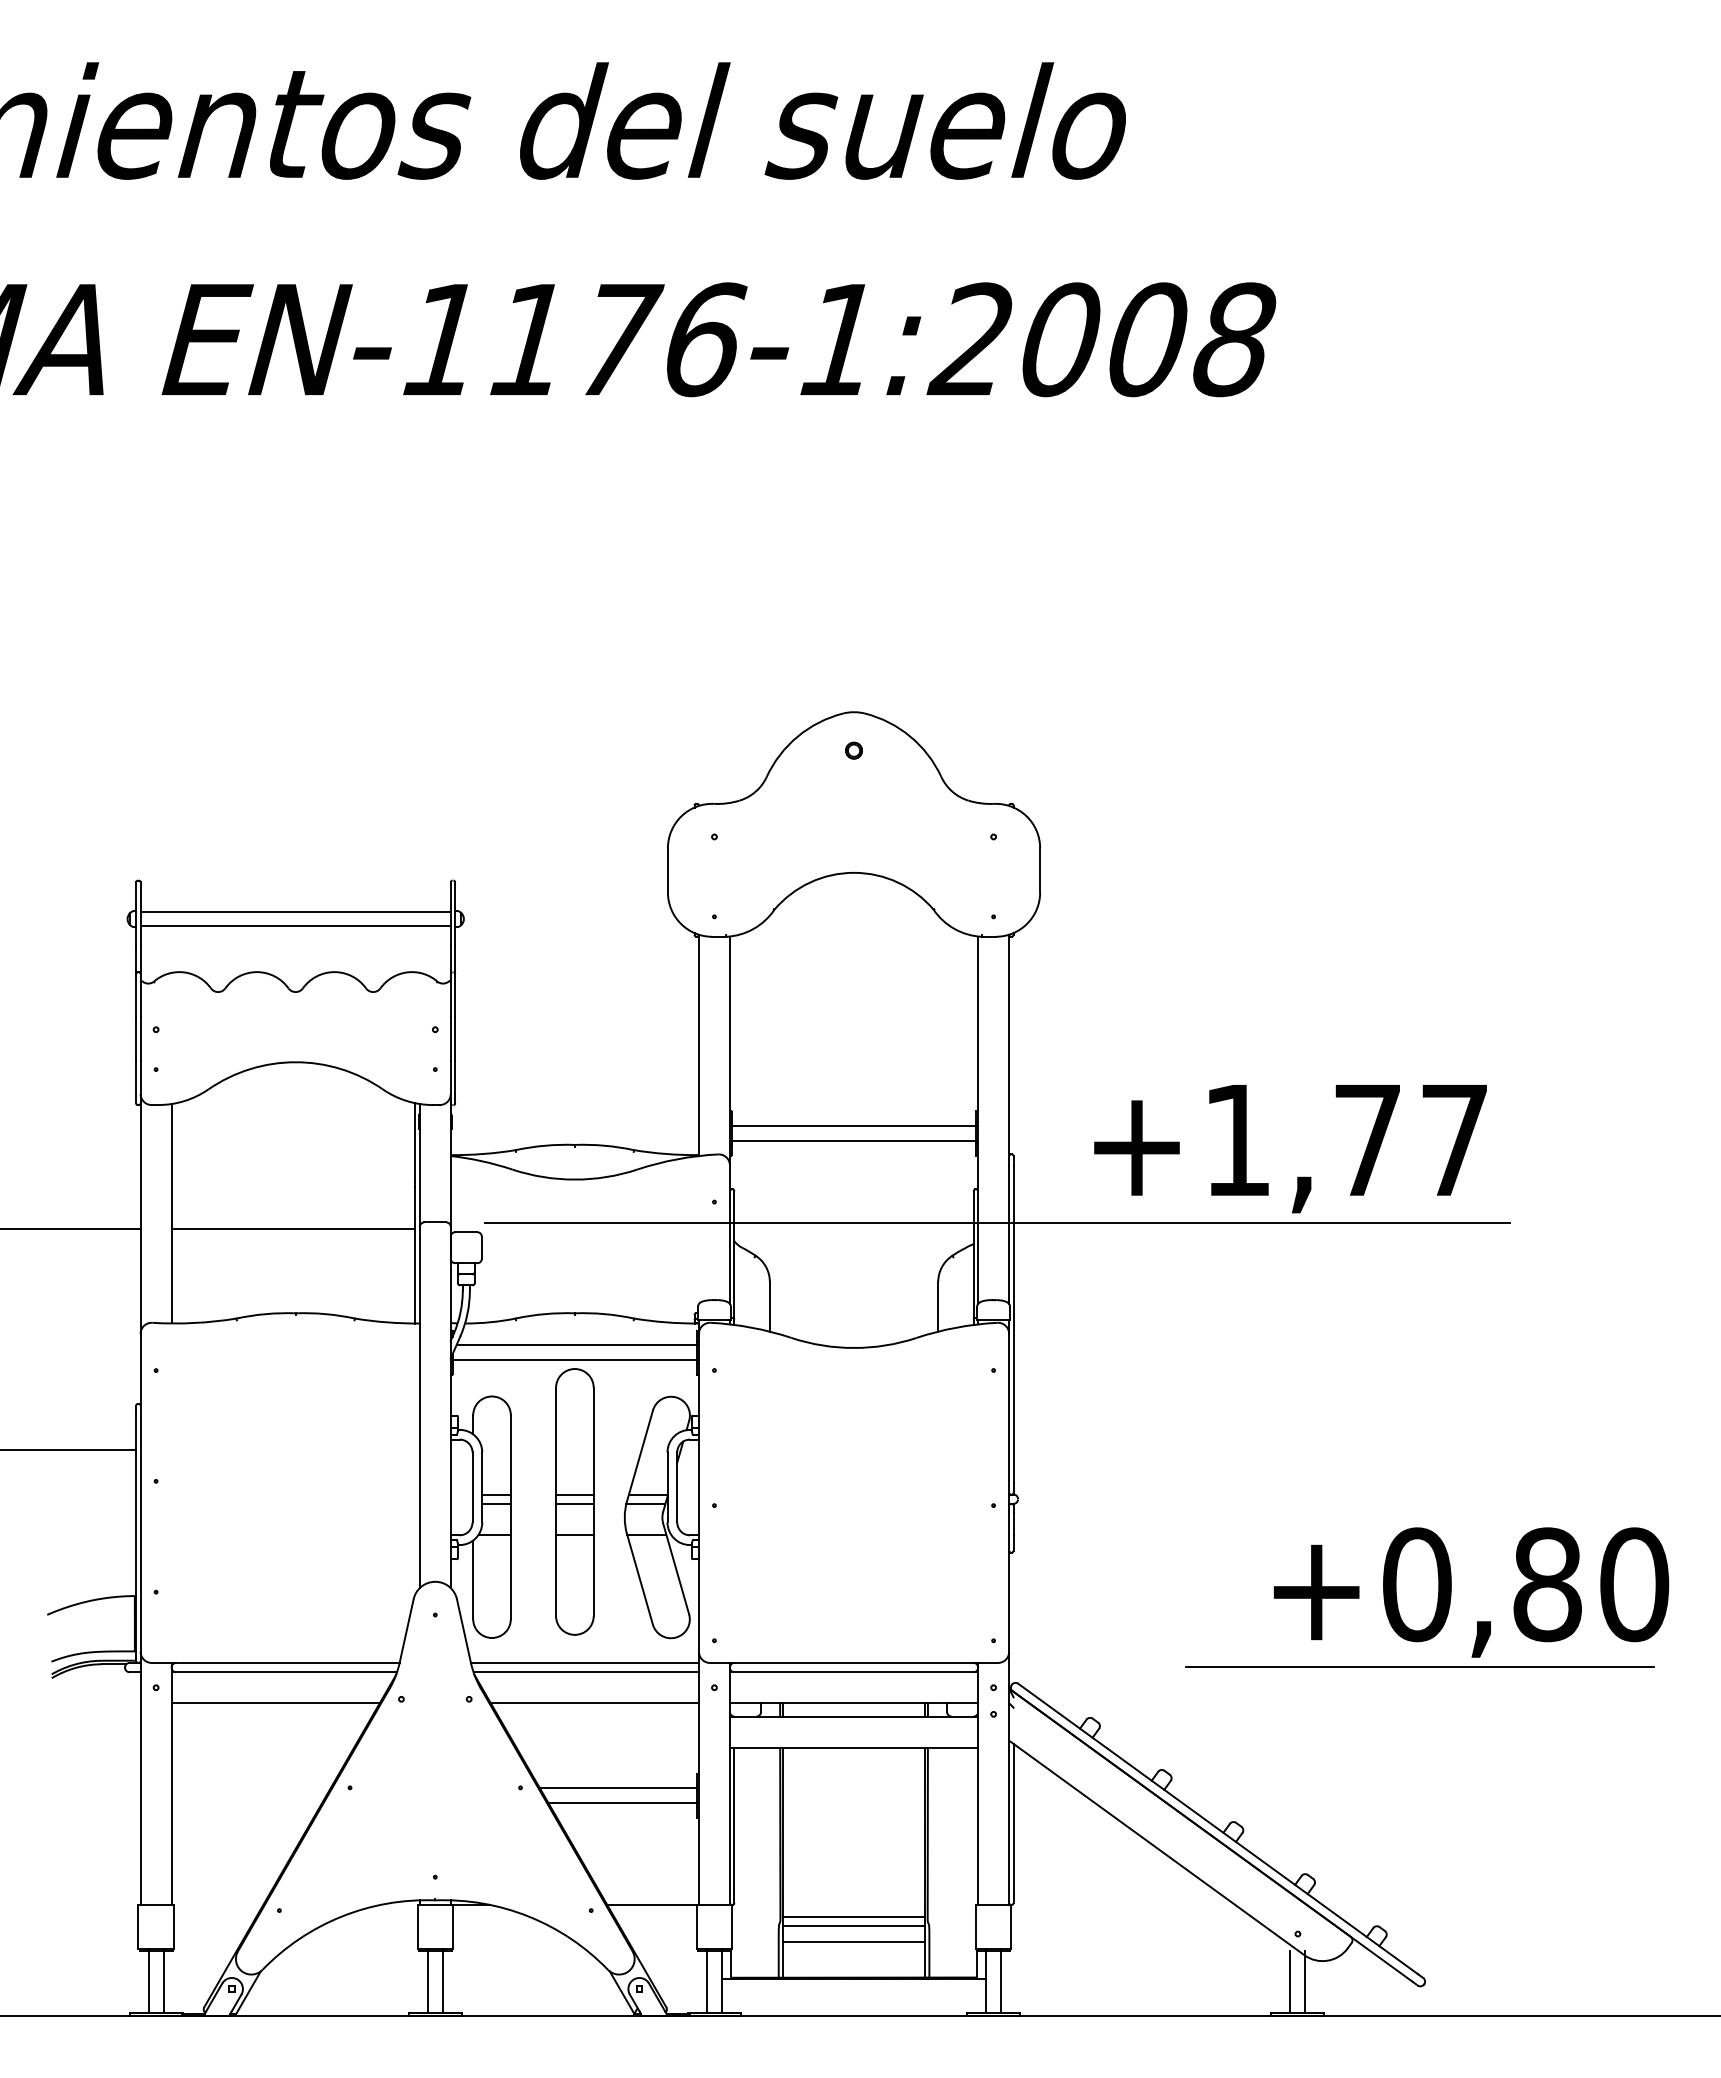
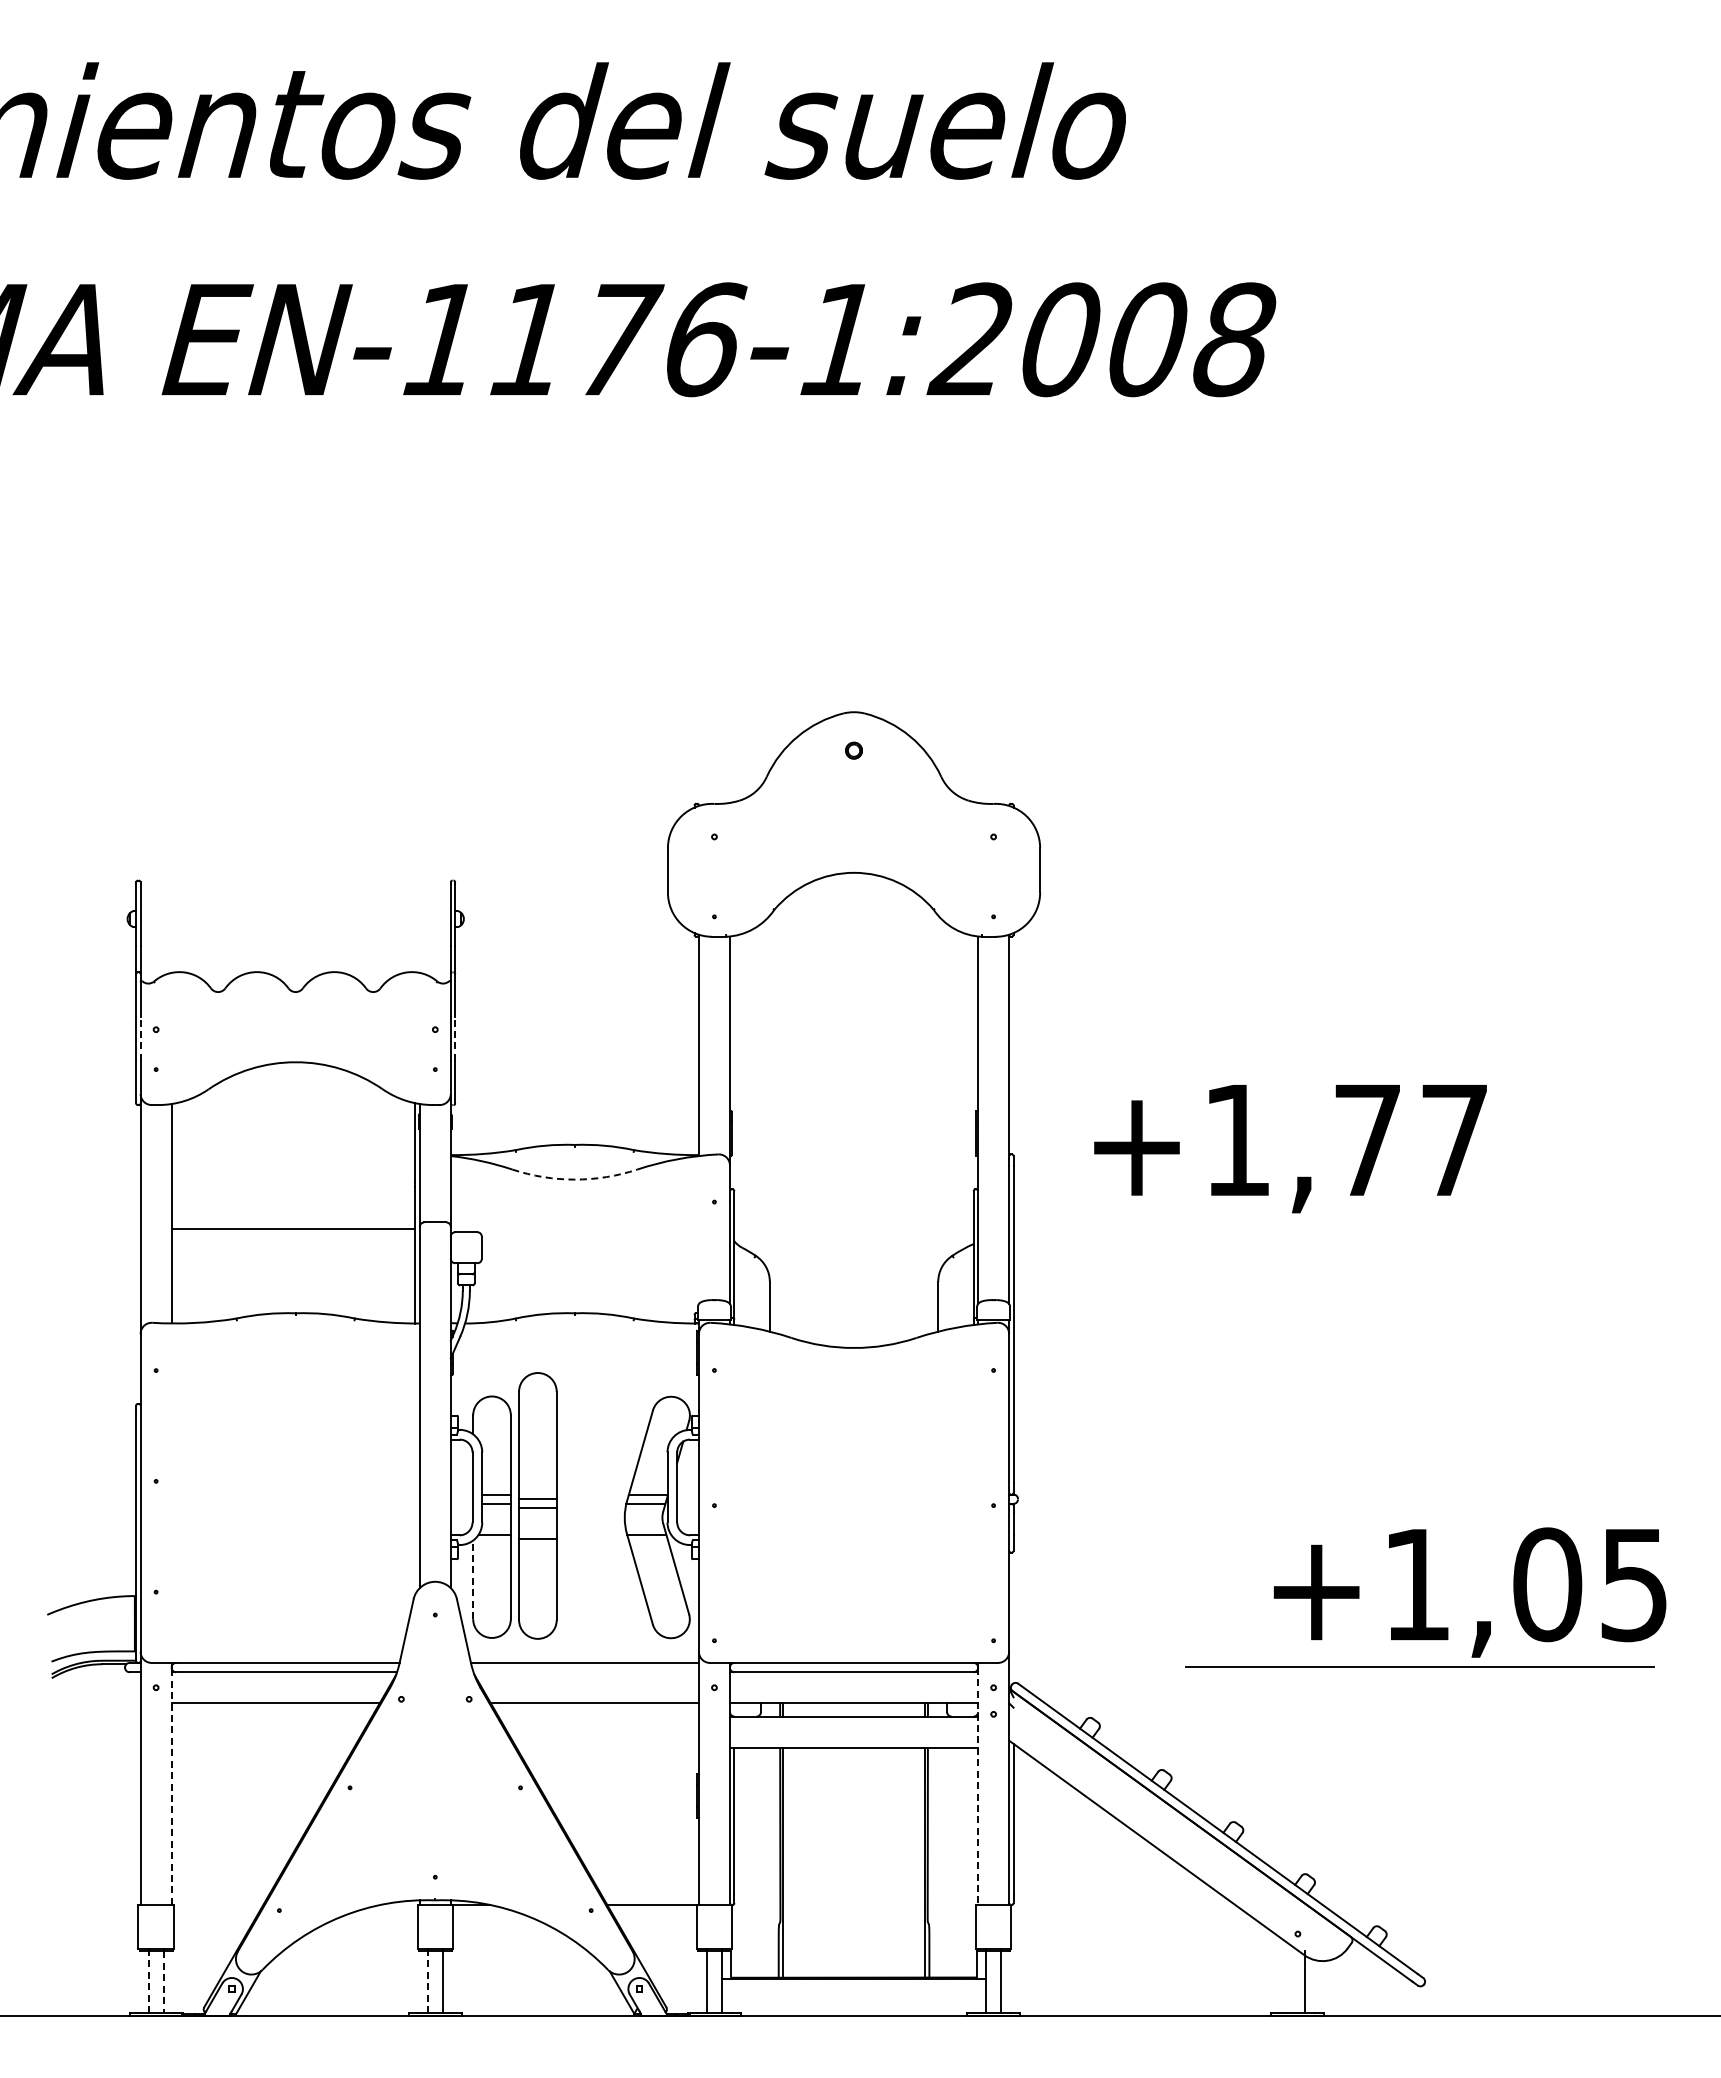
line: present -> none (295, 911)
line: present -> none (295, 926)
line: solid -> dashed (140, 1038)
line: solid -> dashed (455, 1038)
line: present -> none (853, 1125)
line: present -> none (853, 1140)
arc: solid -> dashed (574, 1179)
line: present -> none (997, 1222)
line: present -> none (71, 1228)
line: present -> none (576, 1345)
line: present -> none (574, 1360)
line: present -> none (69, 1450)
part position: (574, 1501) -> (537, 1505) (537, 1505)
line: solid -> dashed (473, 1579)
text: +0,80 -> +1,05 (1526, 1584)
line: present -> none (585, 1672)
line: solid -> dashed (171, 1786)
line: solid -> dashed (978, 1786)
line: present -> none (617, 1788)
line: present -> none (622, 1803)
line: present -> none (853, 1917)
line: present -> none (853, 1925)
line: present -> none (853, 1941)
line: solid -> dashed (148, 1982)
line: solid -> dashed (163, 1982)
line: solid -> dashed (427, 1982)
line: present -> none (1290, 1982)
